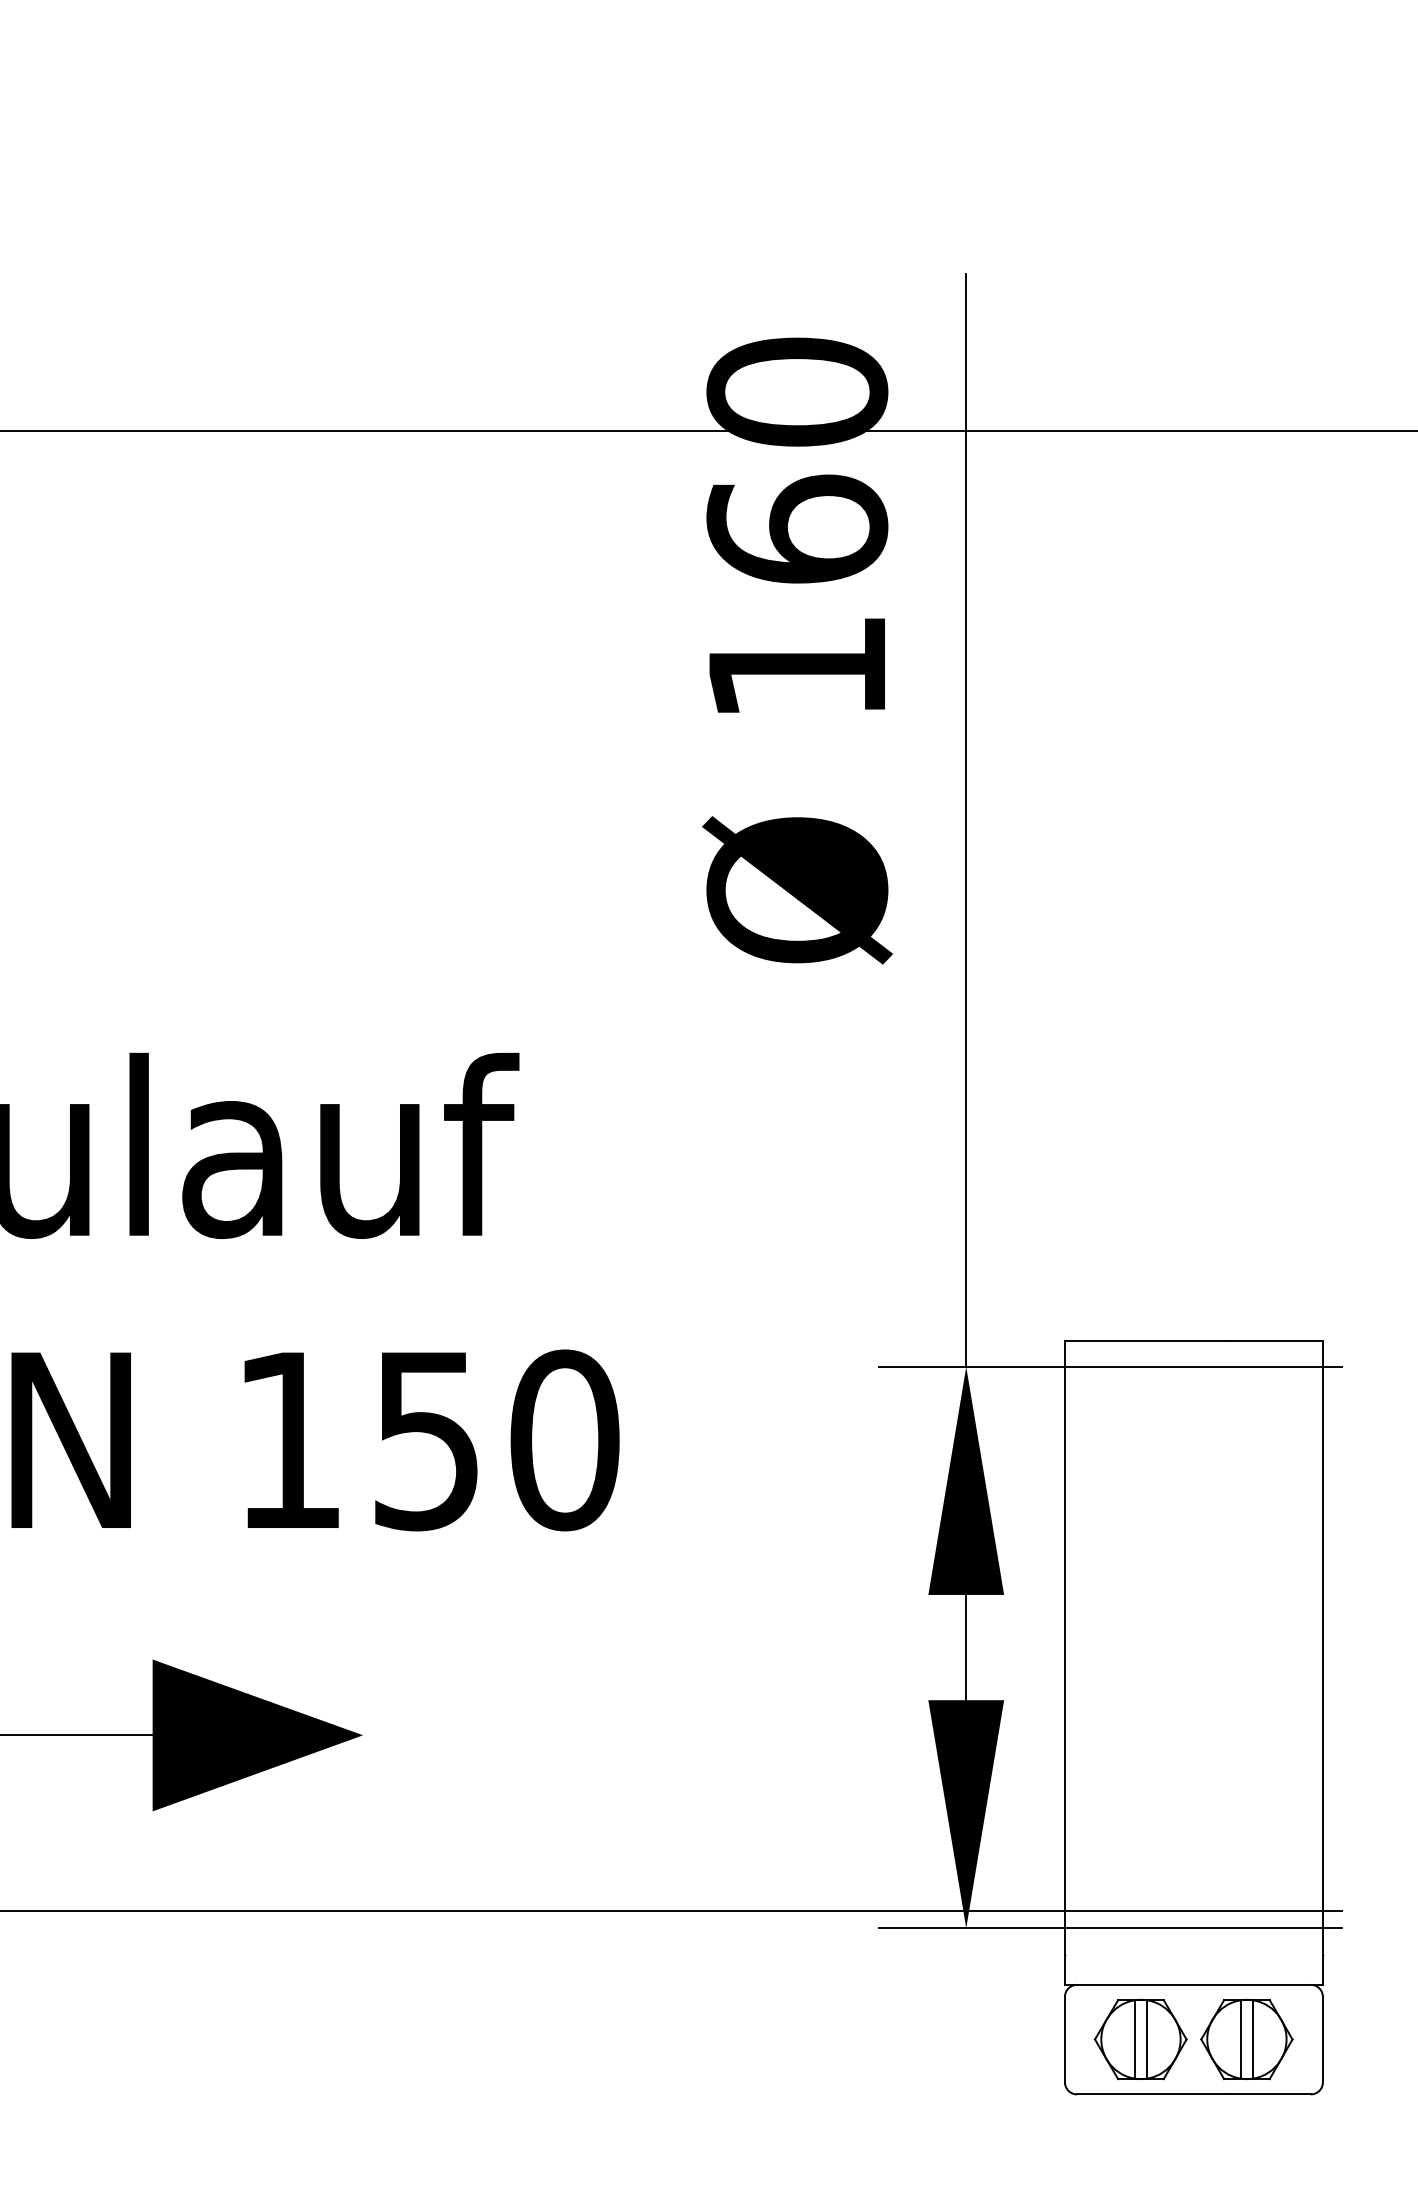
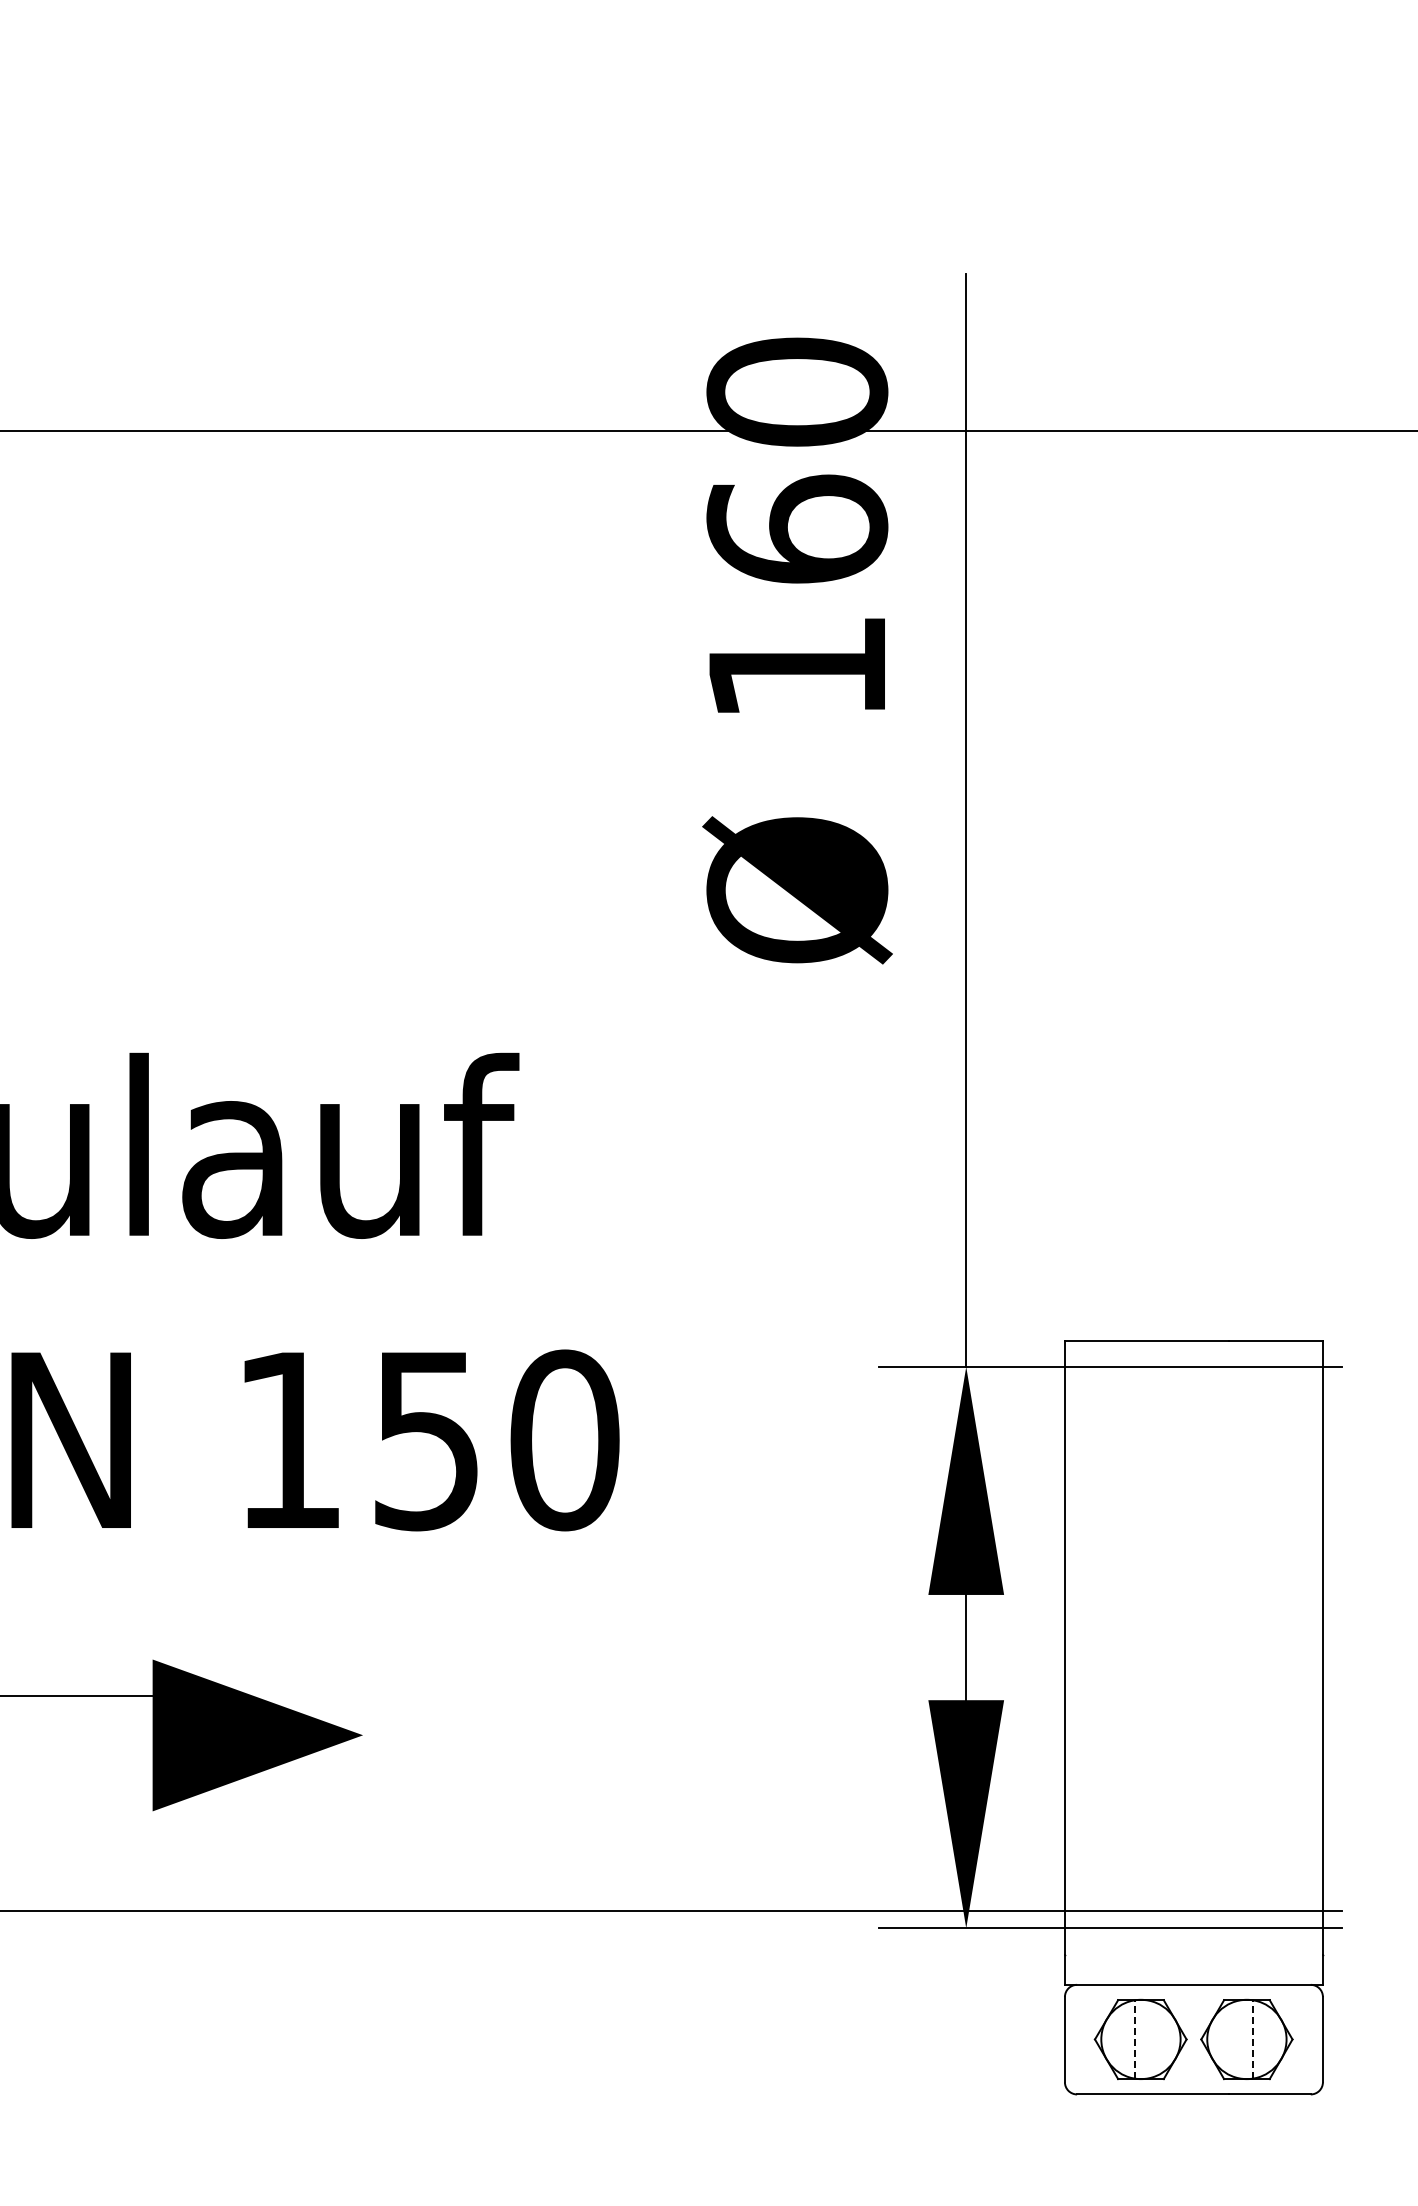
line position: (77, 1735) -> (77, 1696) (77, 1696)
line: solid -> dashed (1134, 2039)
line: present -> none (1146, 2039)
line: present -> none (1240, 2039)
line: solid -> dashed (1253, 2039)
